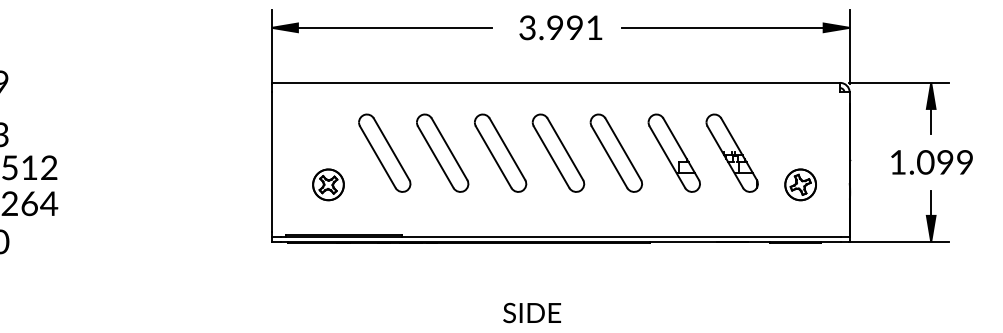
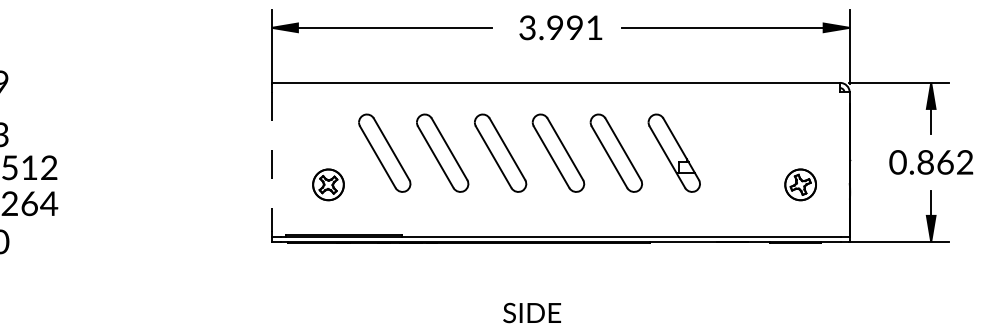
part: present -> none (731, 152)
line: solid -> dashed (271, 162)
text: 1.099 -> 0.862 (931, 162)
